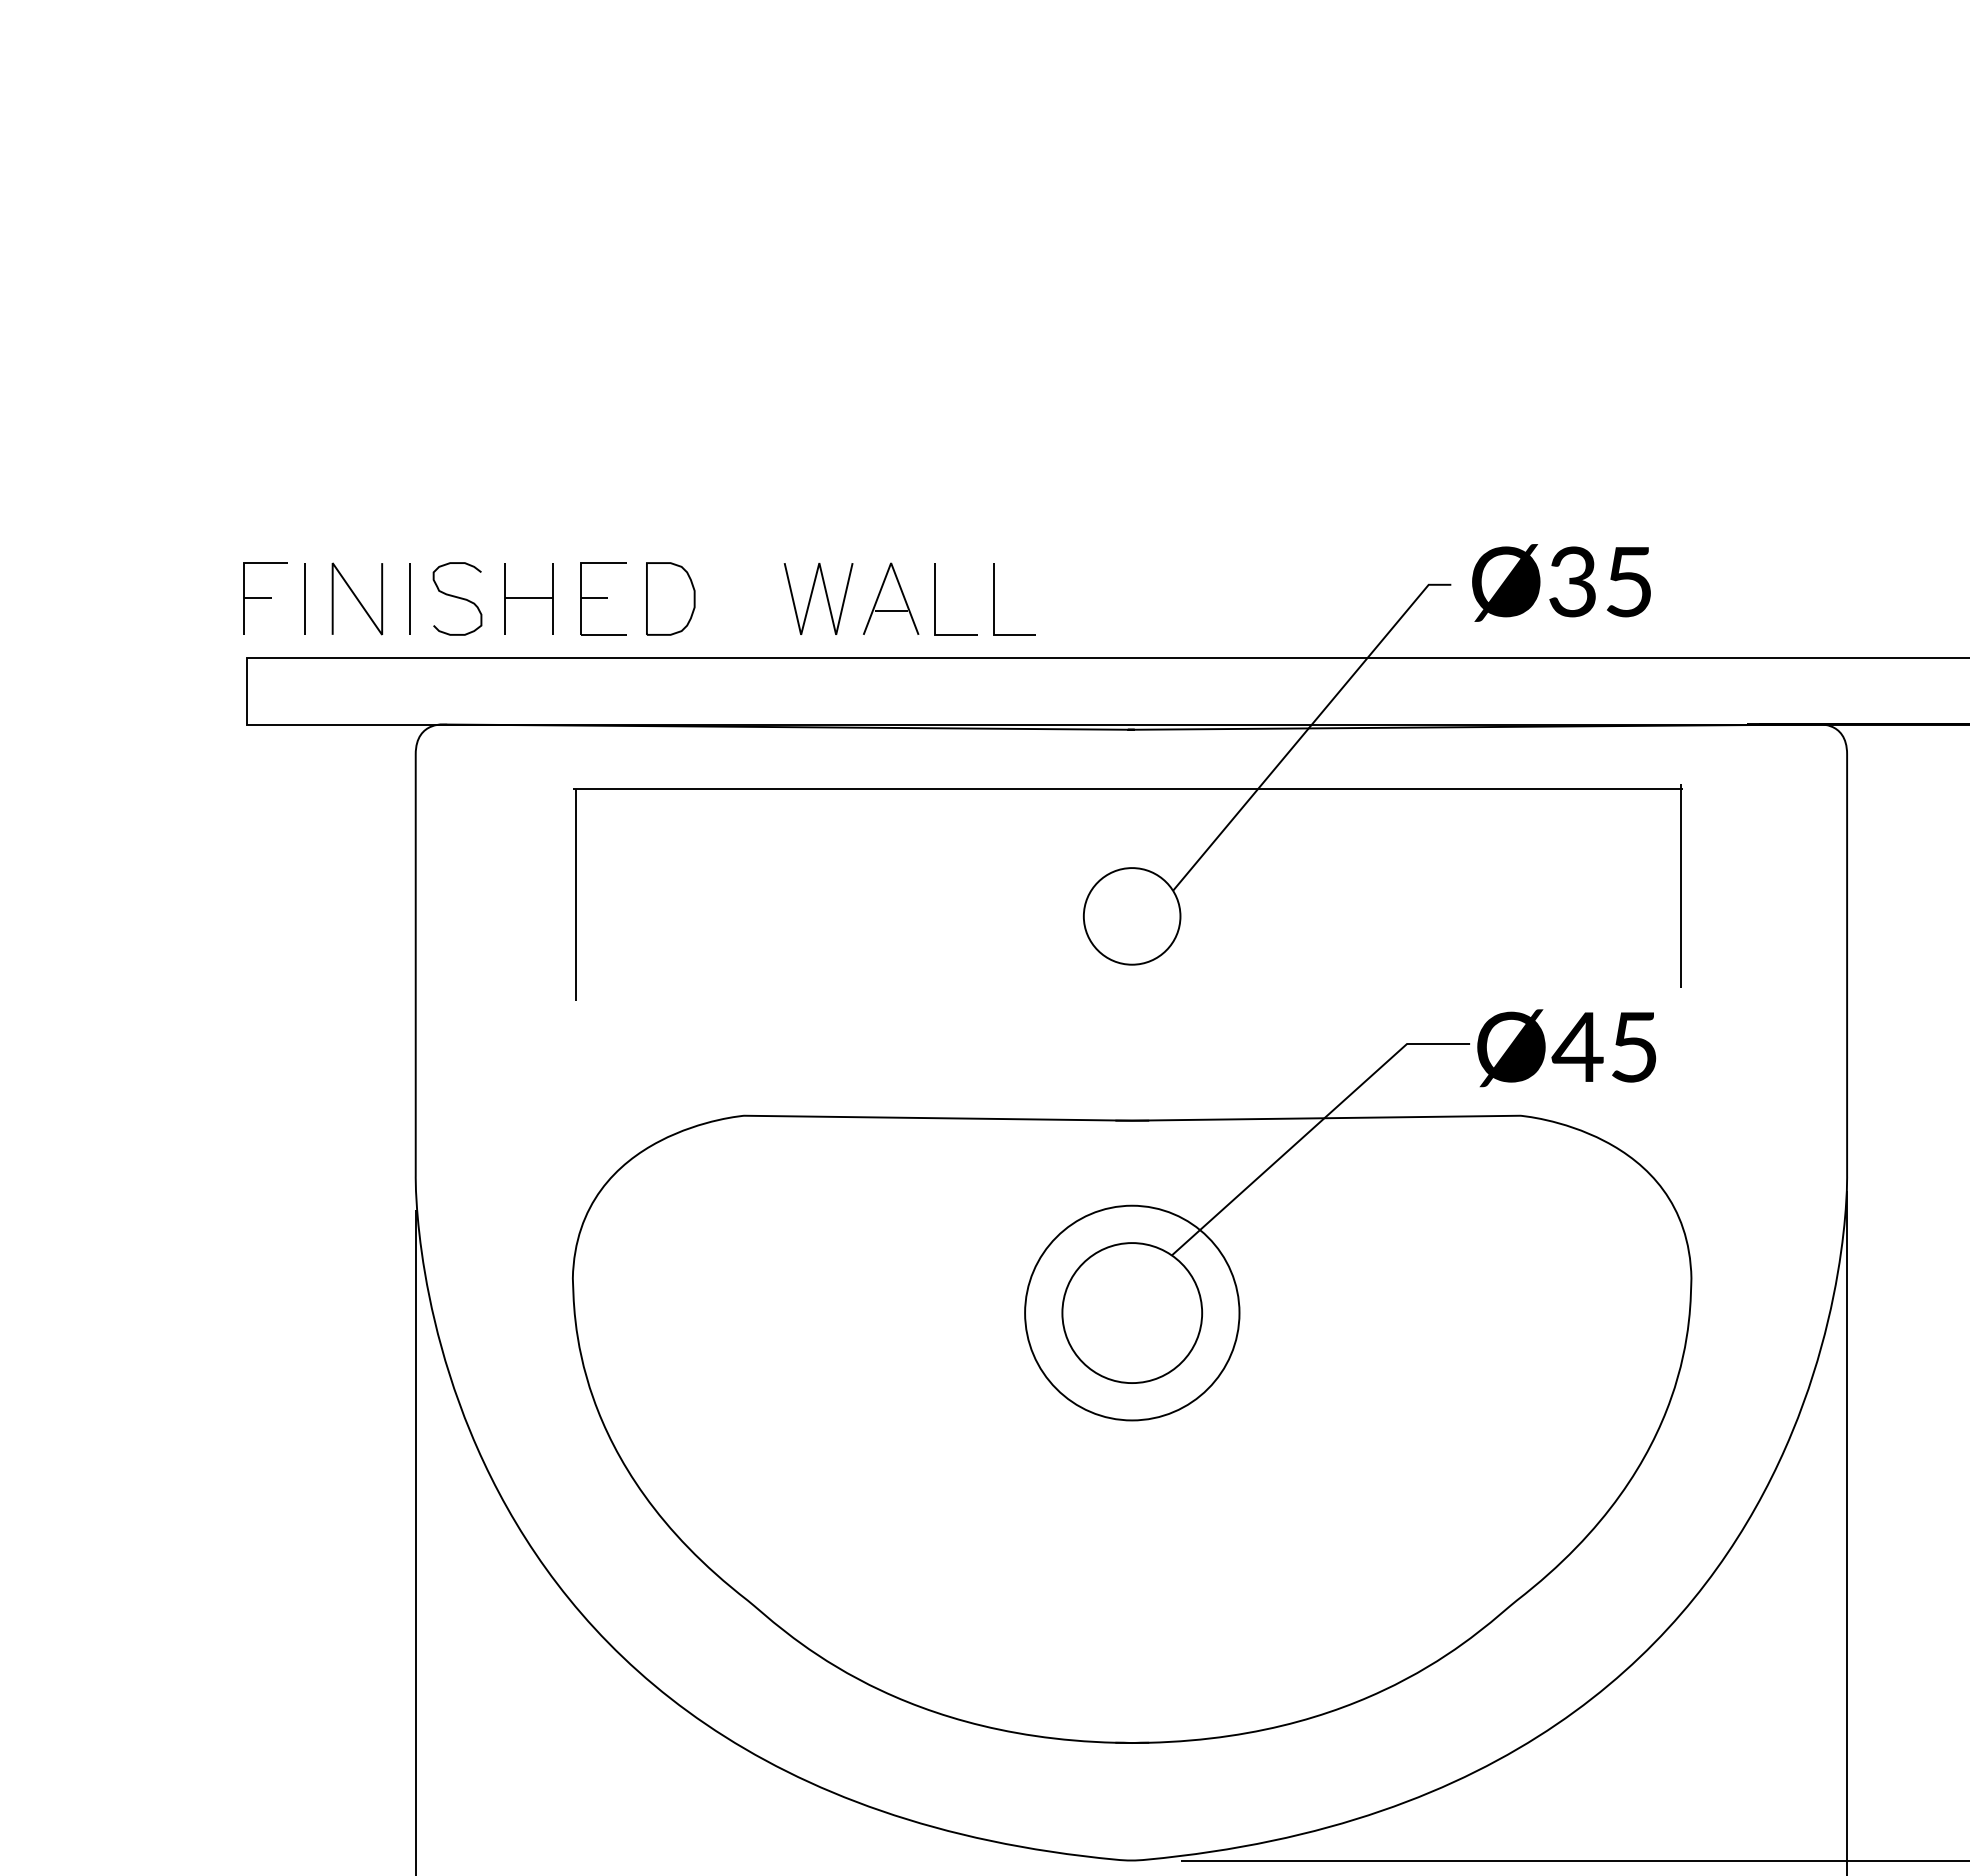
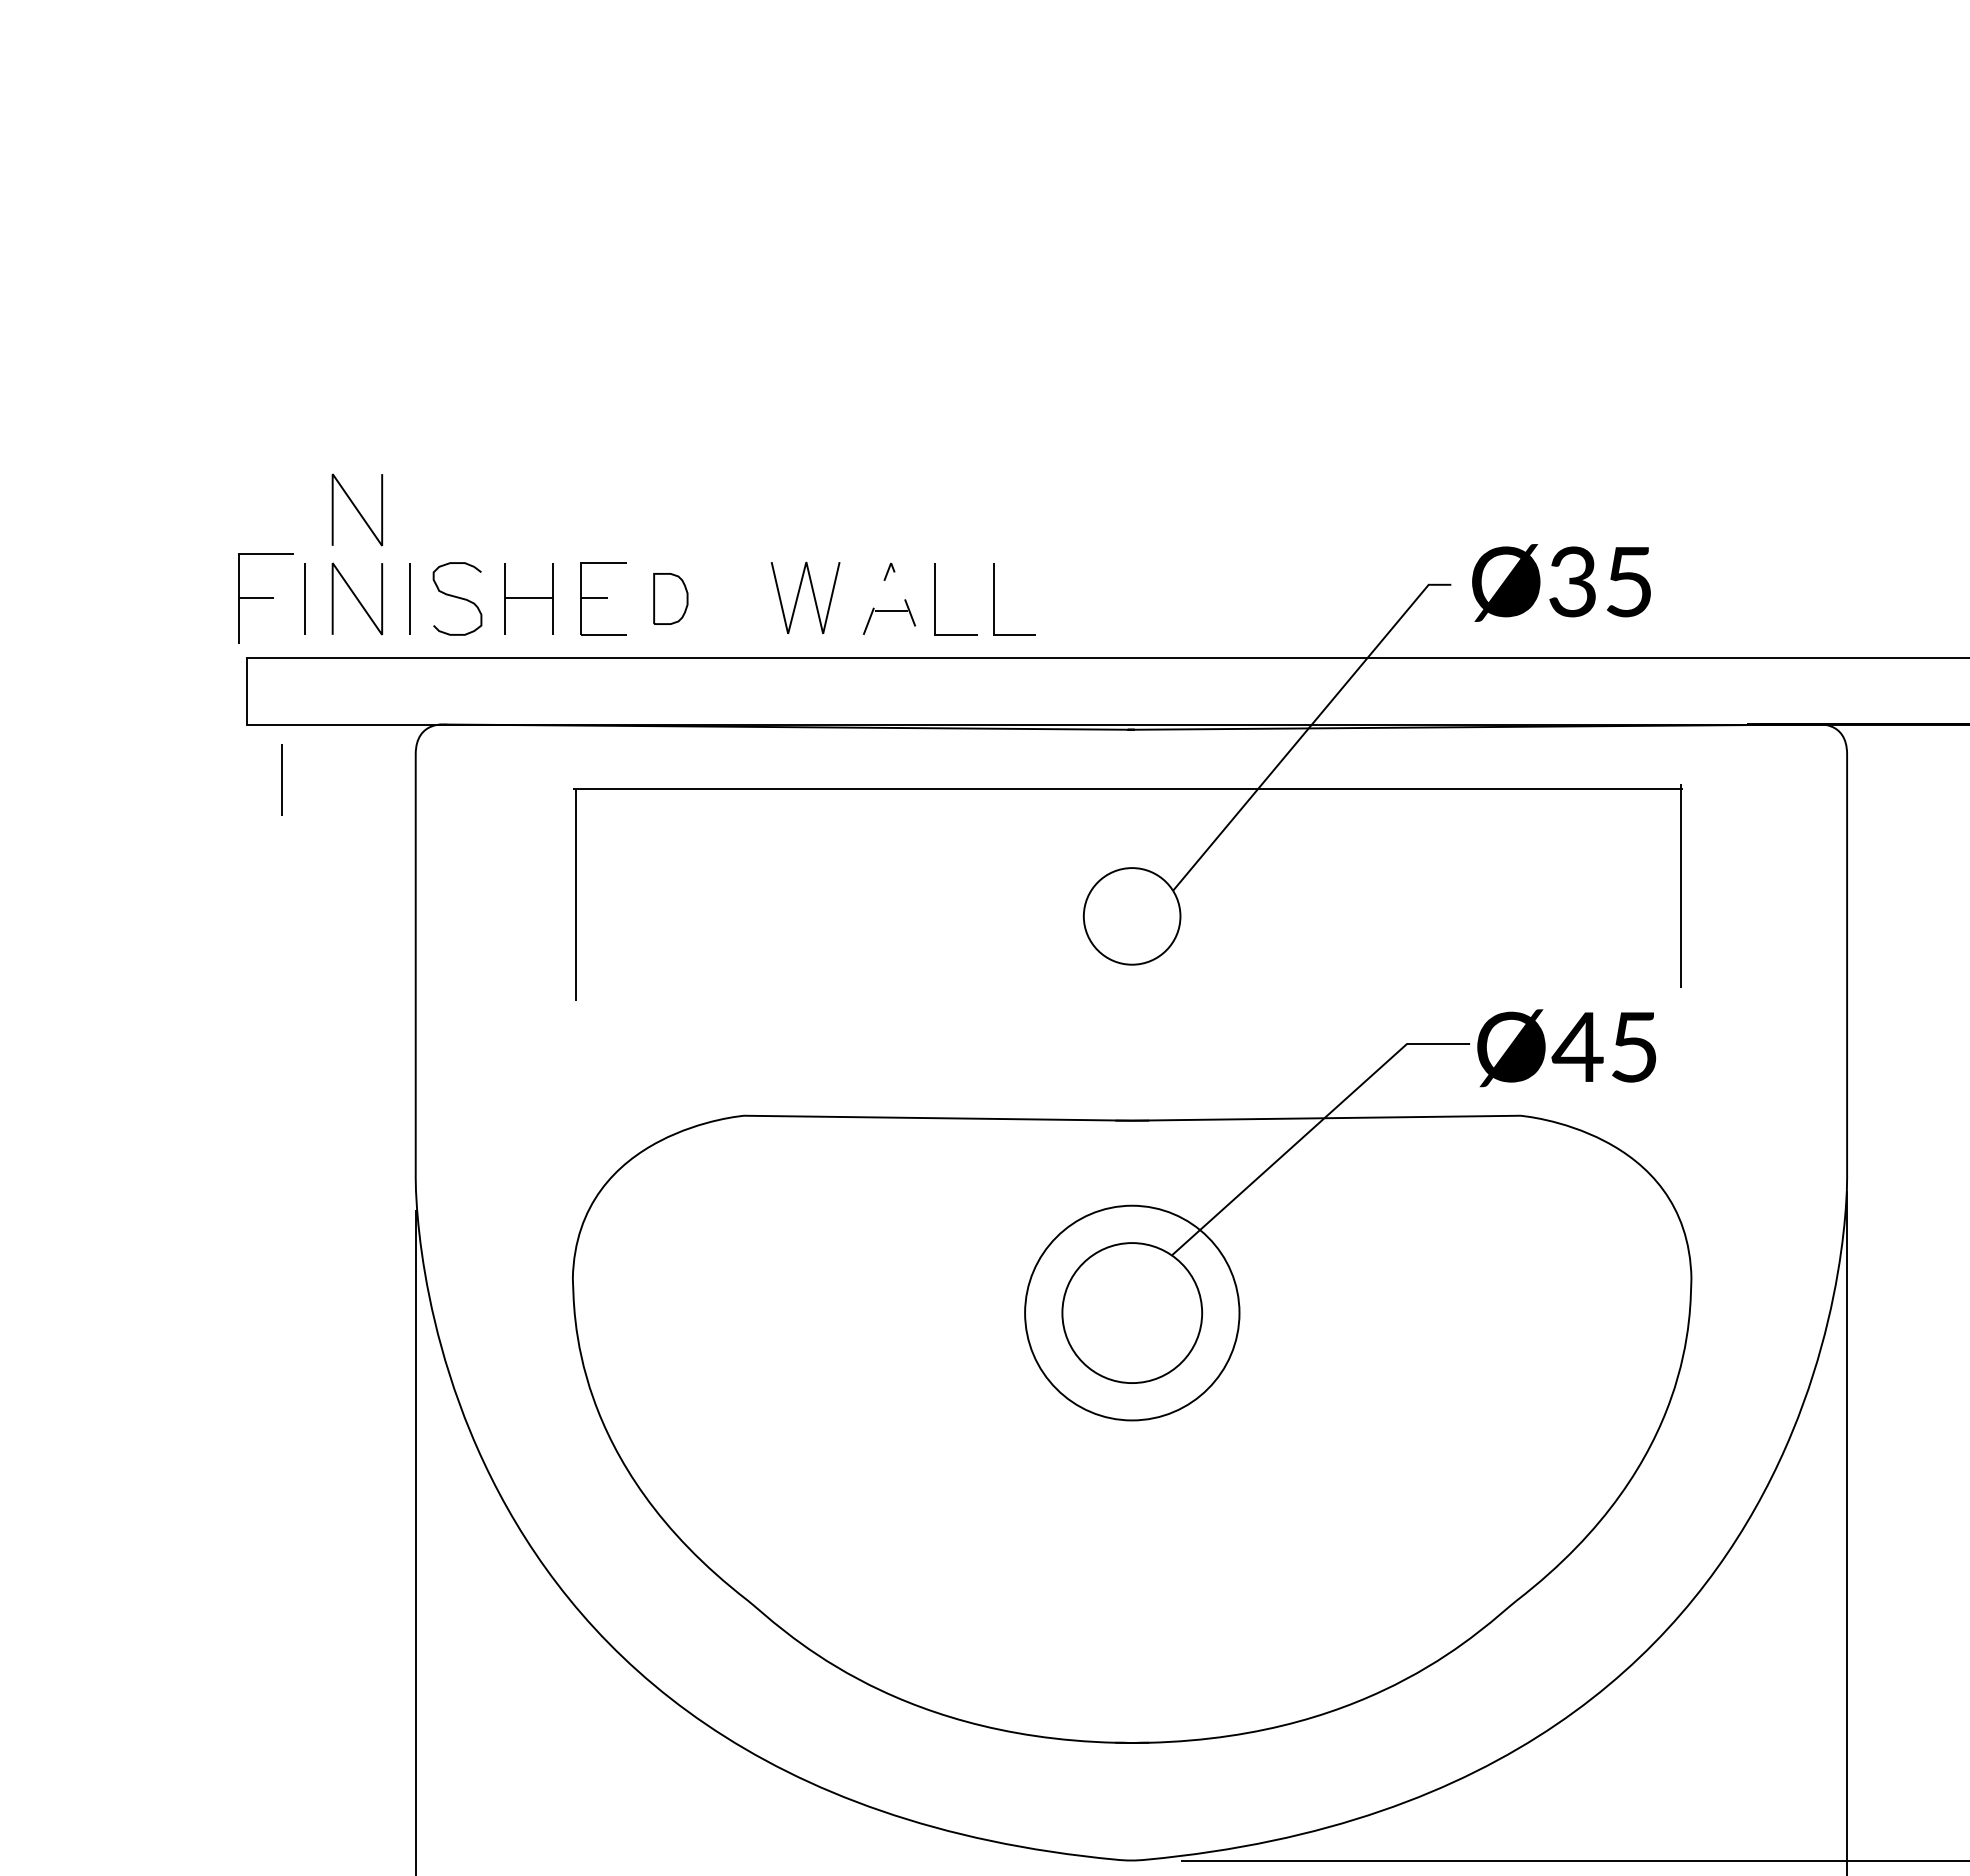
line: none -> present (357, 509)
line: solid -> dashed (891, 563)
line position: (812, 595) -> (799, 594) (799, 594)
part size: 45x73 px -> 56x91 px (265, 598)
part size: 50x74 px -> 36x52 px (670, 598)
line: none -> present (281, 779)
